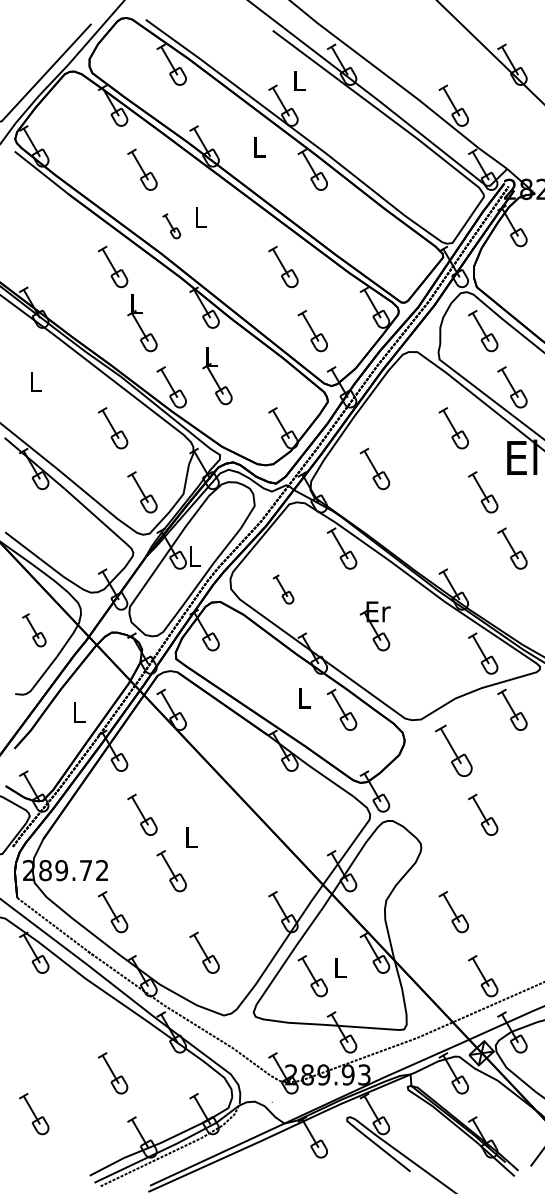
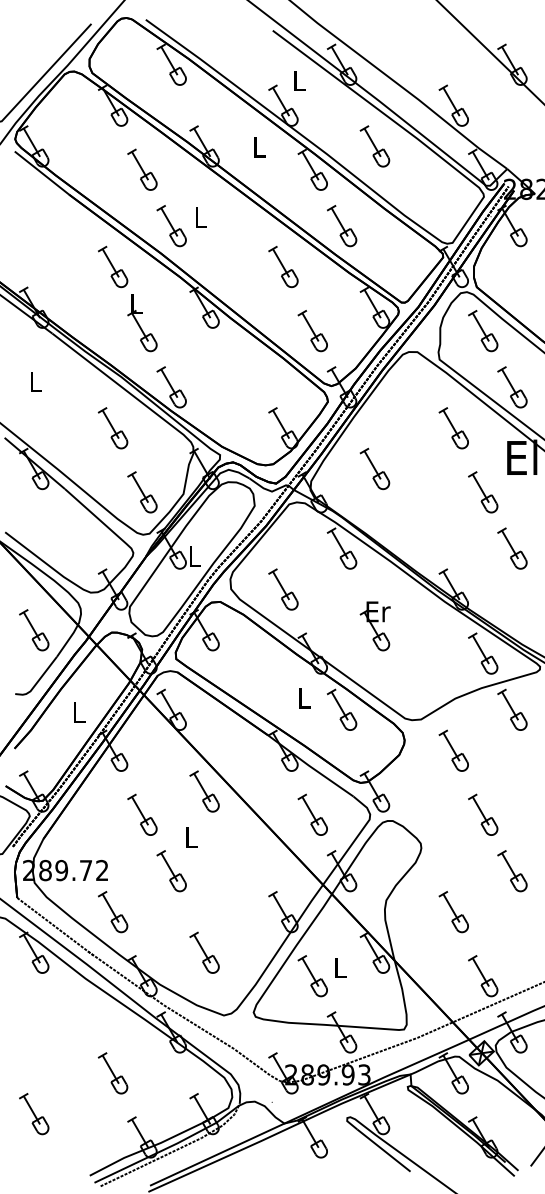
part: none -> present (374, 146)
part size: 20x27 px -> 31x43 px (171, 226)
part: none -> present (342, 226)
part: present -> none (217, 376)
part size: 23x31 px -> 31x43 px (283, 589)
part size: 25x35 px -> 31x43 px (34, 630)
part size: 38x53 px -> 31x43 px (453, 750)
part: none -> present (204, 791)
part: none -> present (312, 814)
part: none -> present (512, 871)
